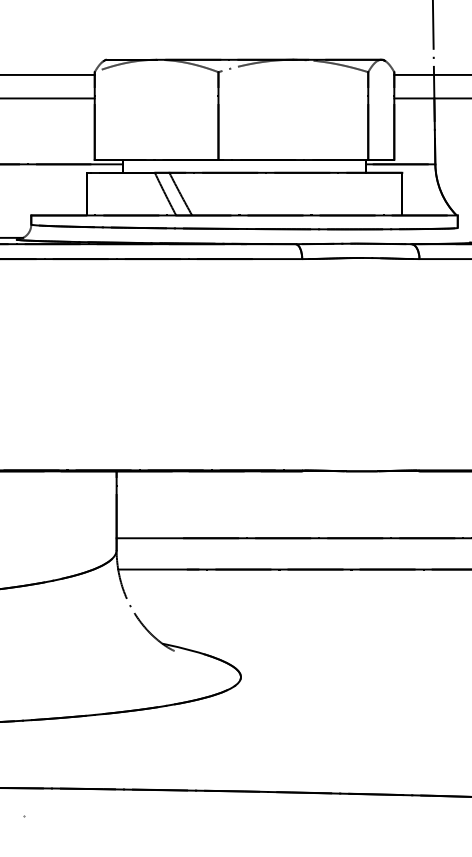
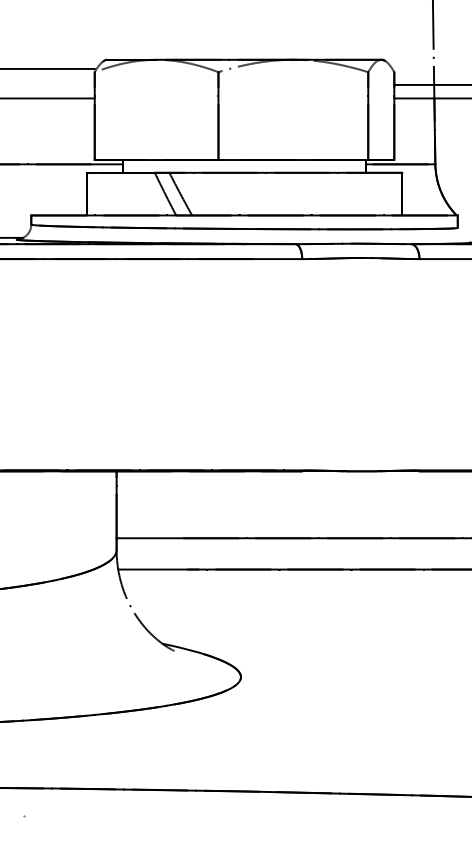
line position: (48, 74) -> (48, 68) (48, 68)
line position: (431, 74) -> (431, 84) (431, 84)
